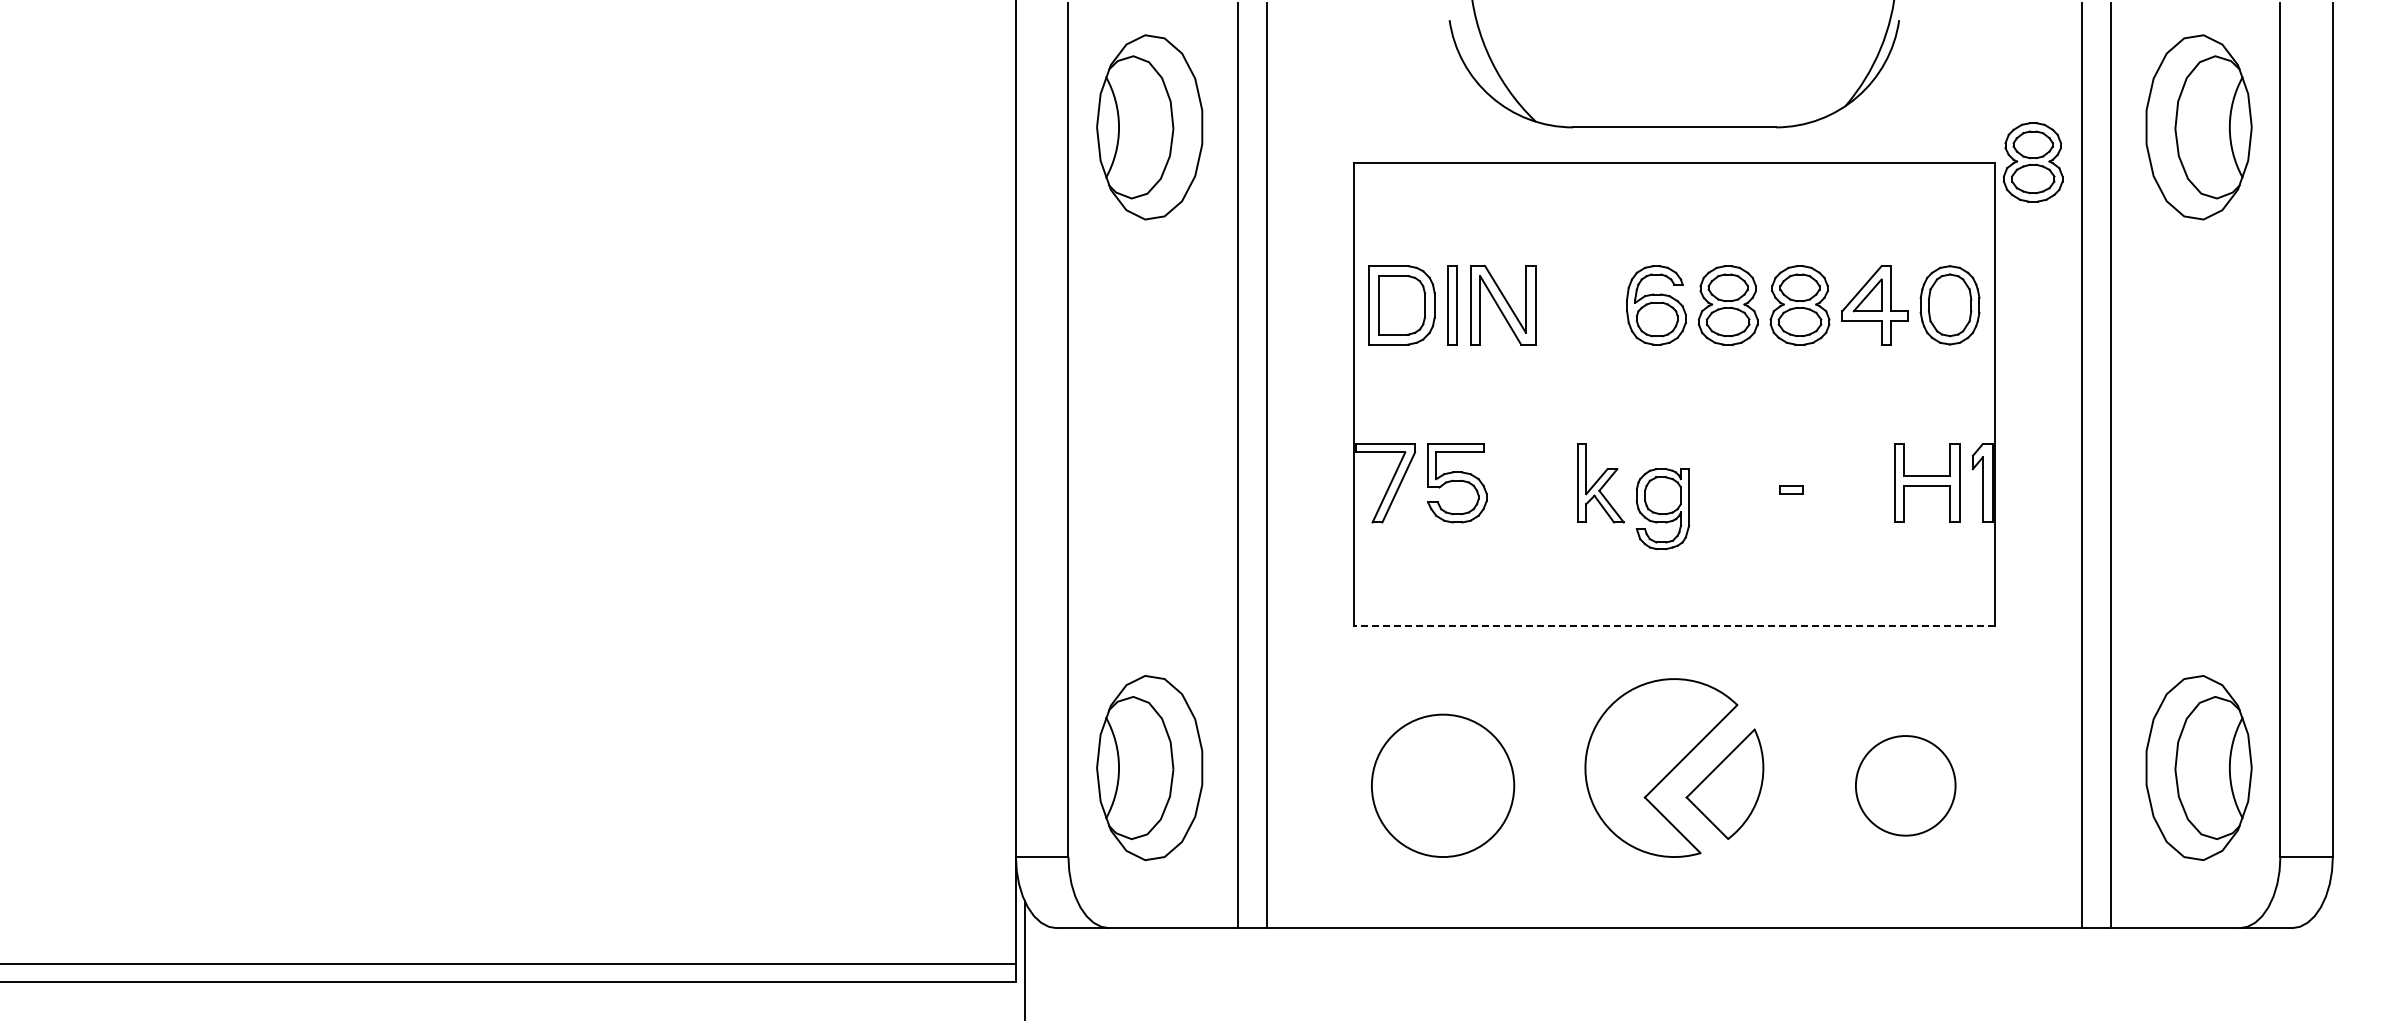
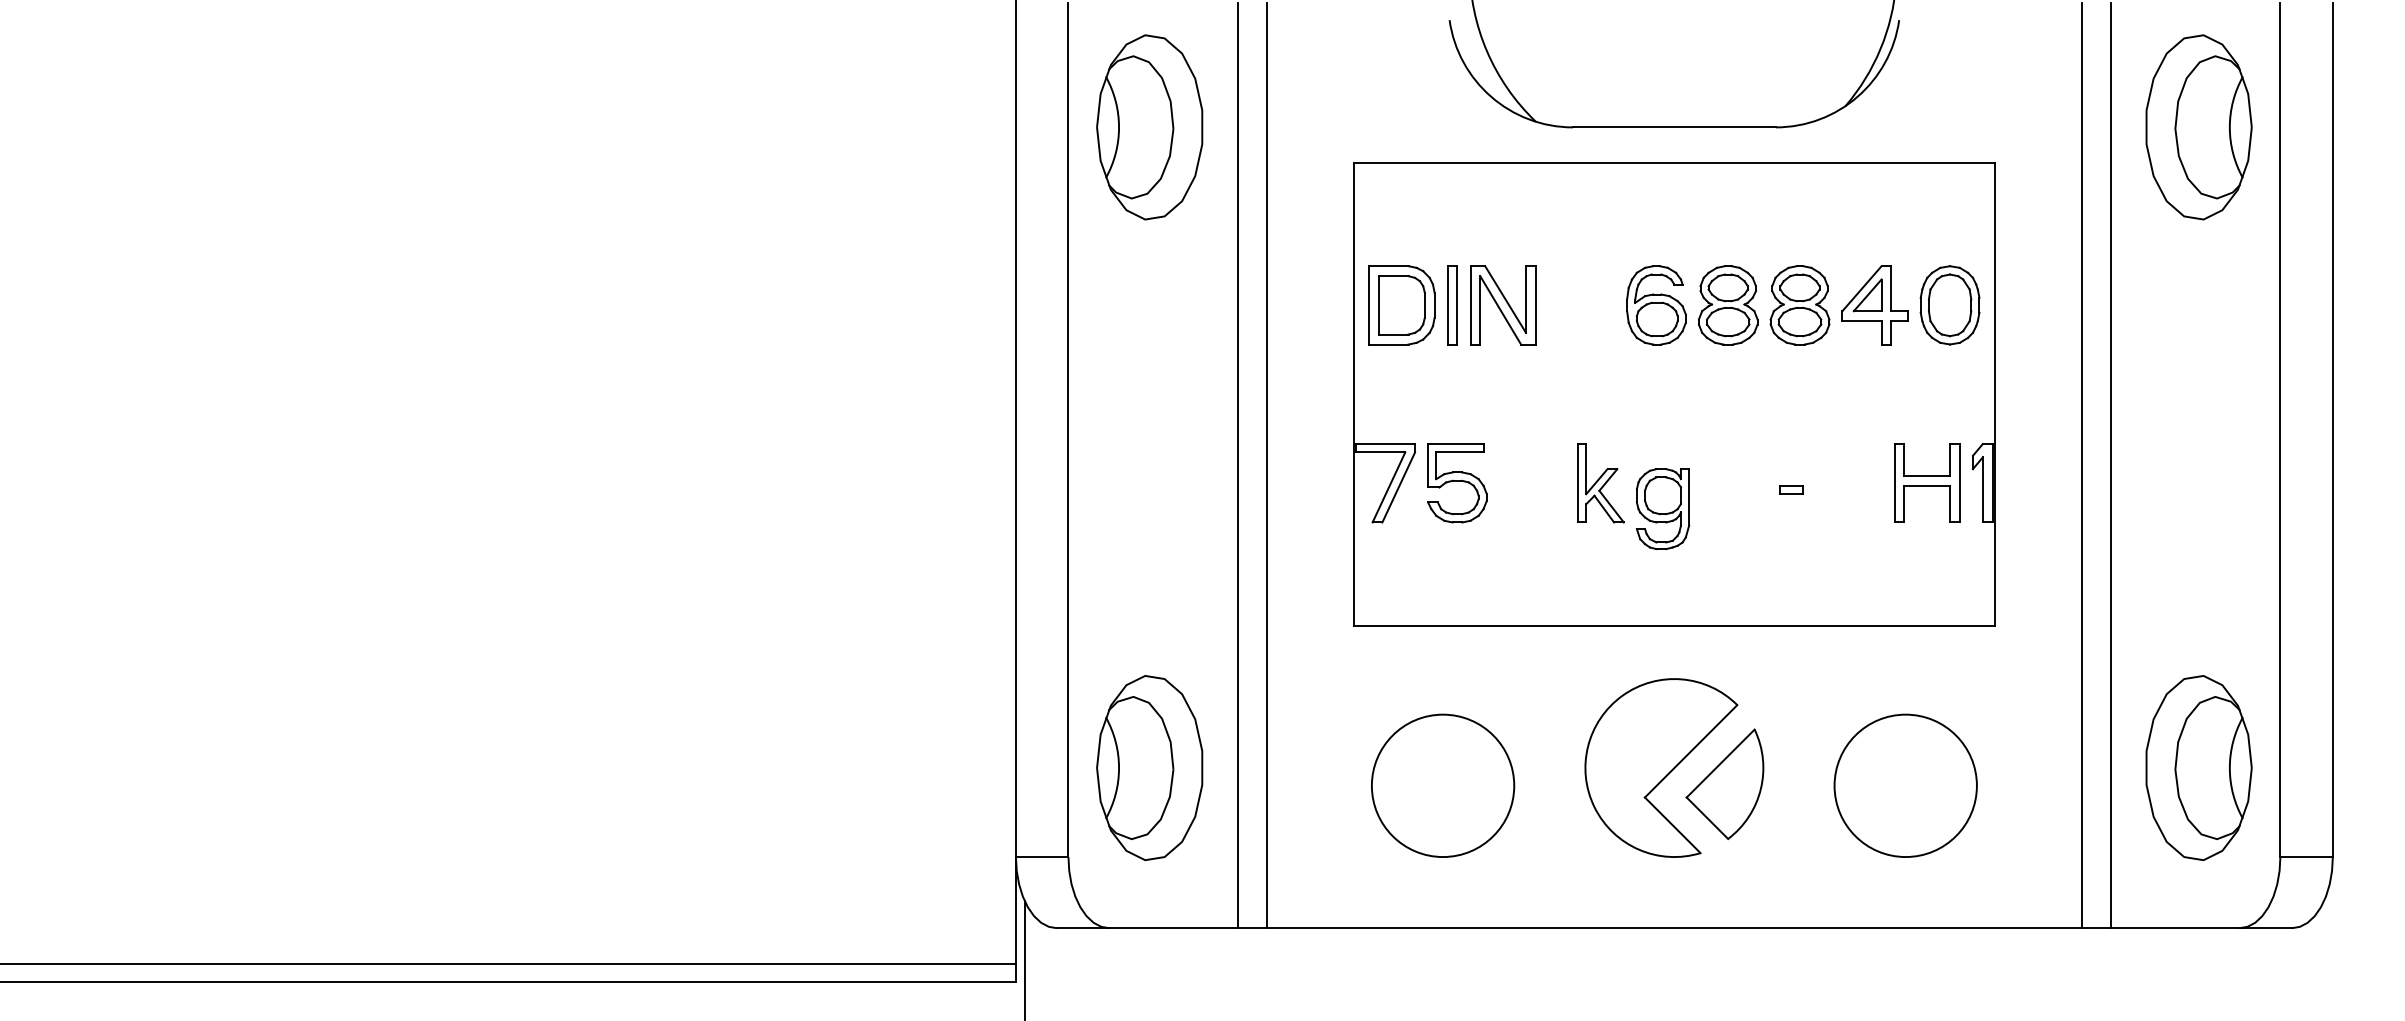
part: present -> none (2032, 162)
line: dashed -> solid (1673, 625)
circle diameter: 100 px -> 142 px (1905, 785)
